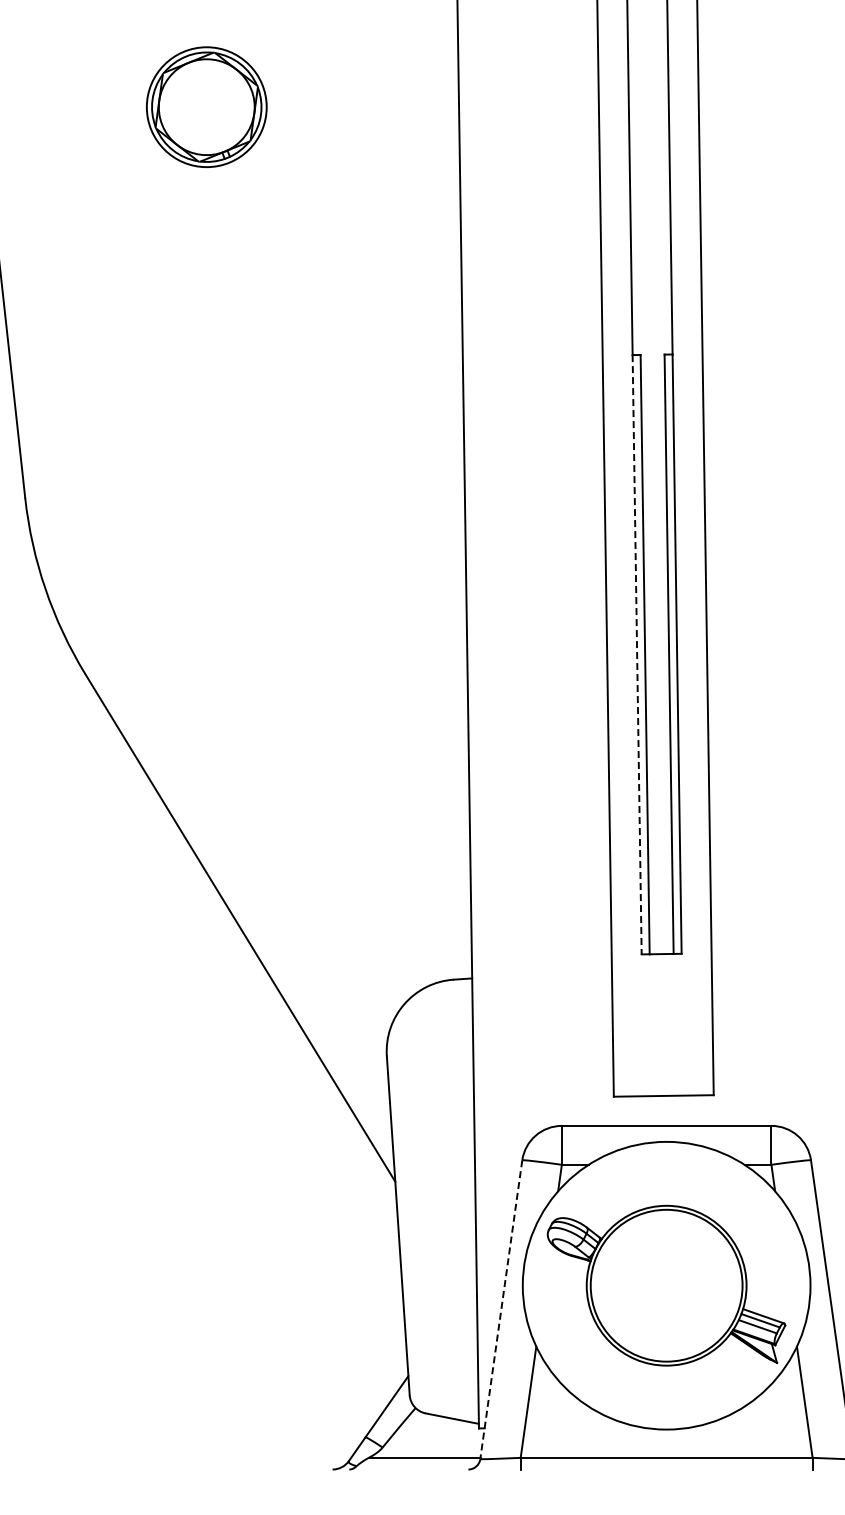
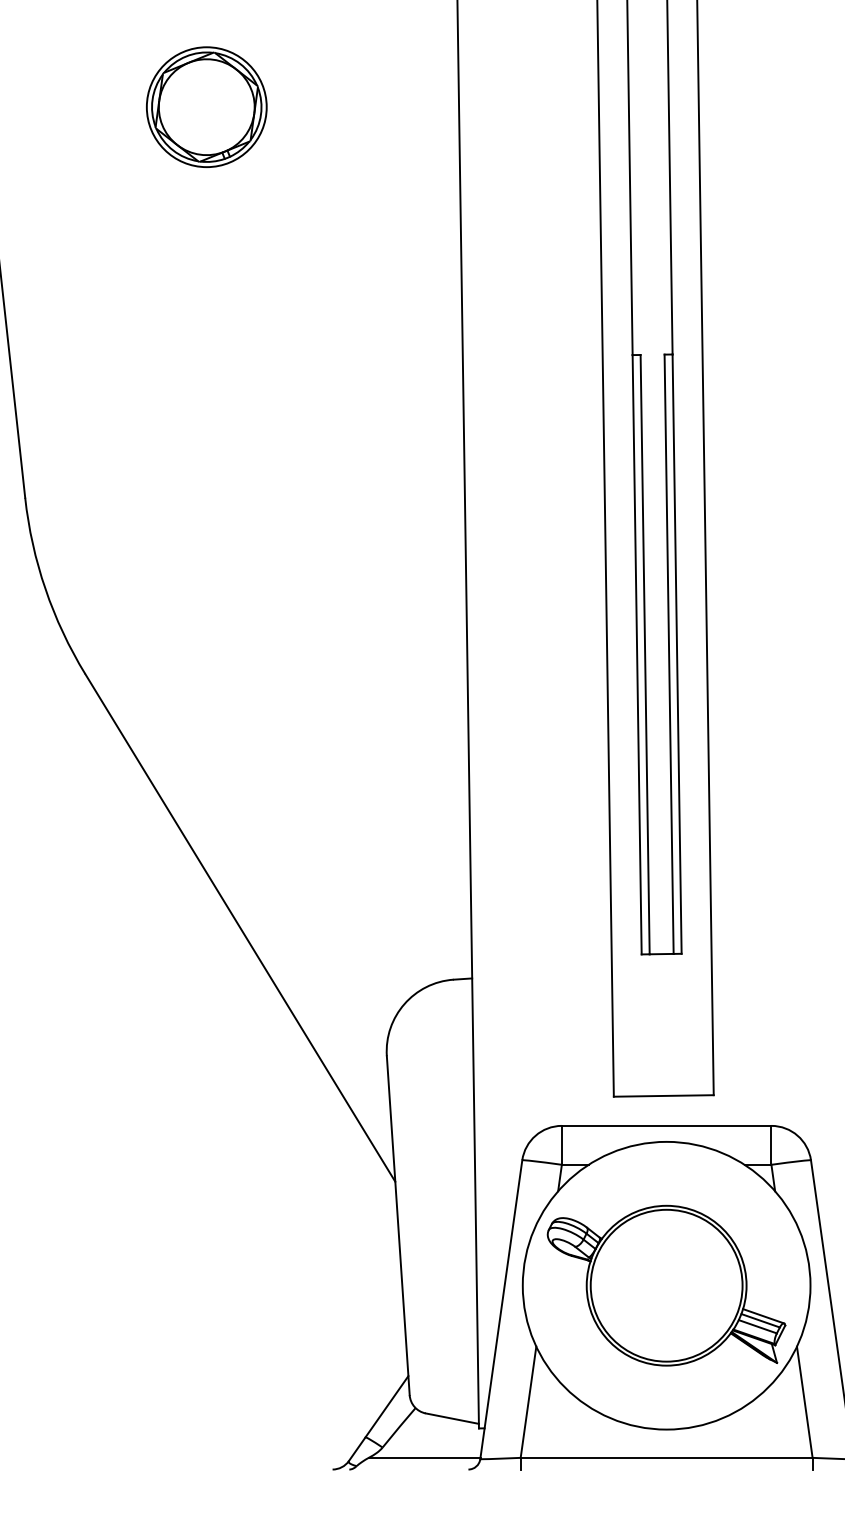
line: dashed -> solid (637, 654)
line: dashed -> solid (501, 1309)
